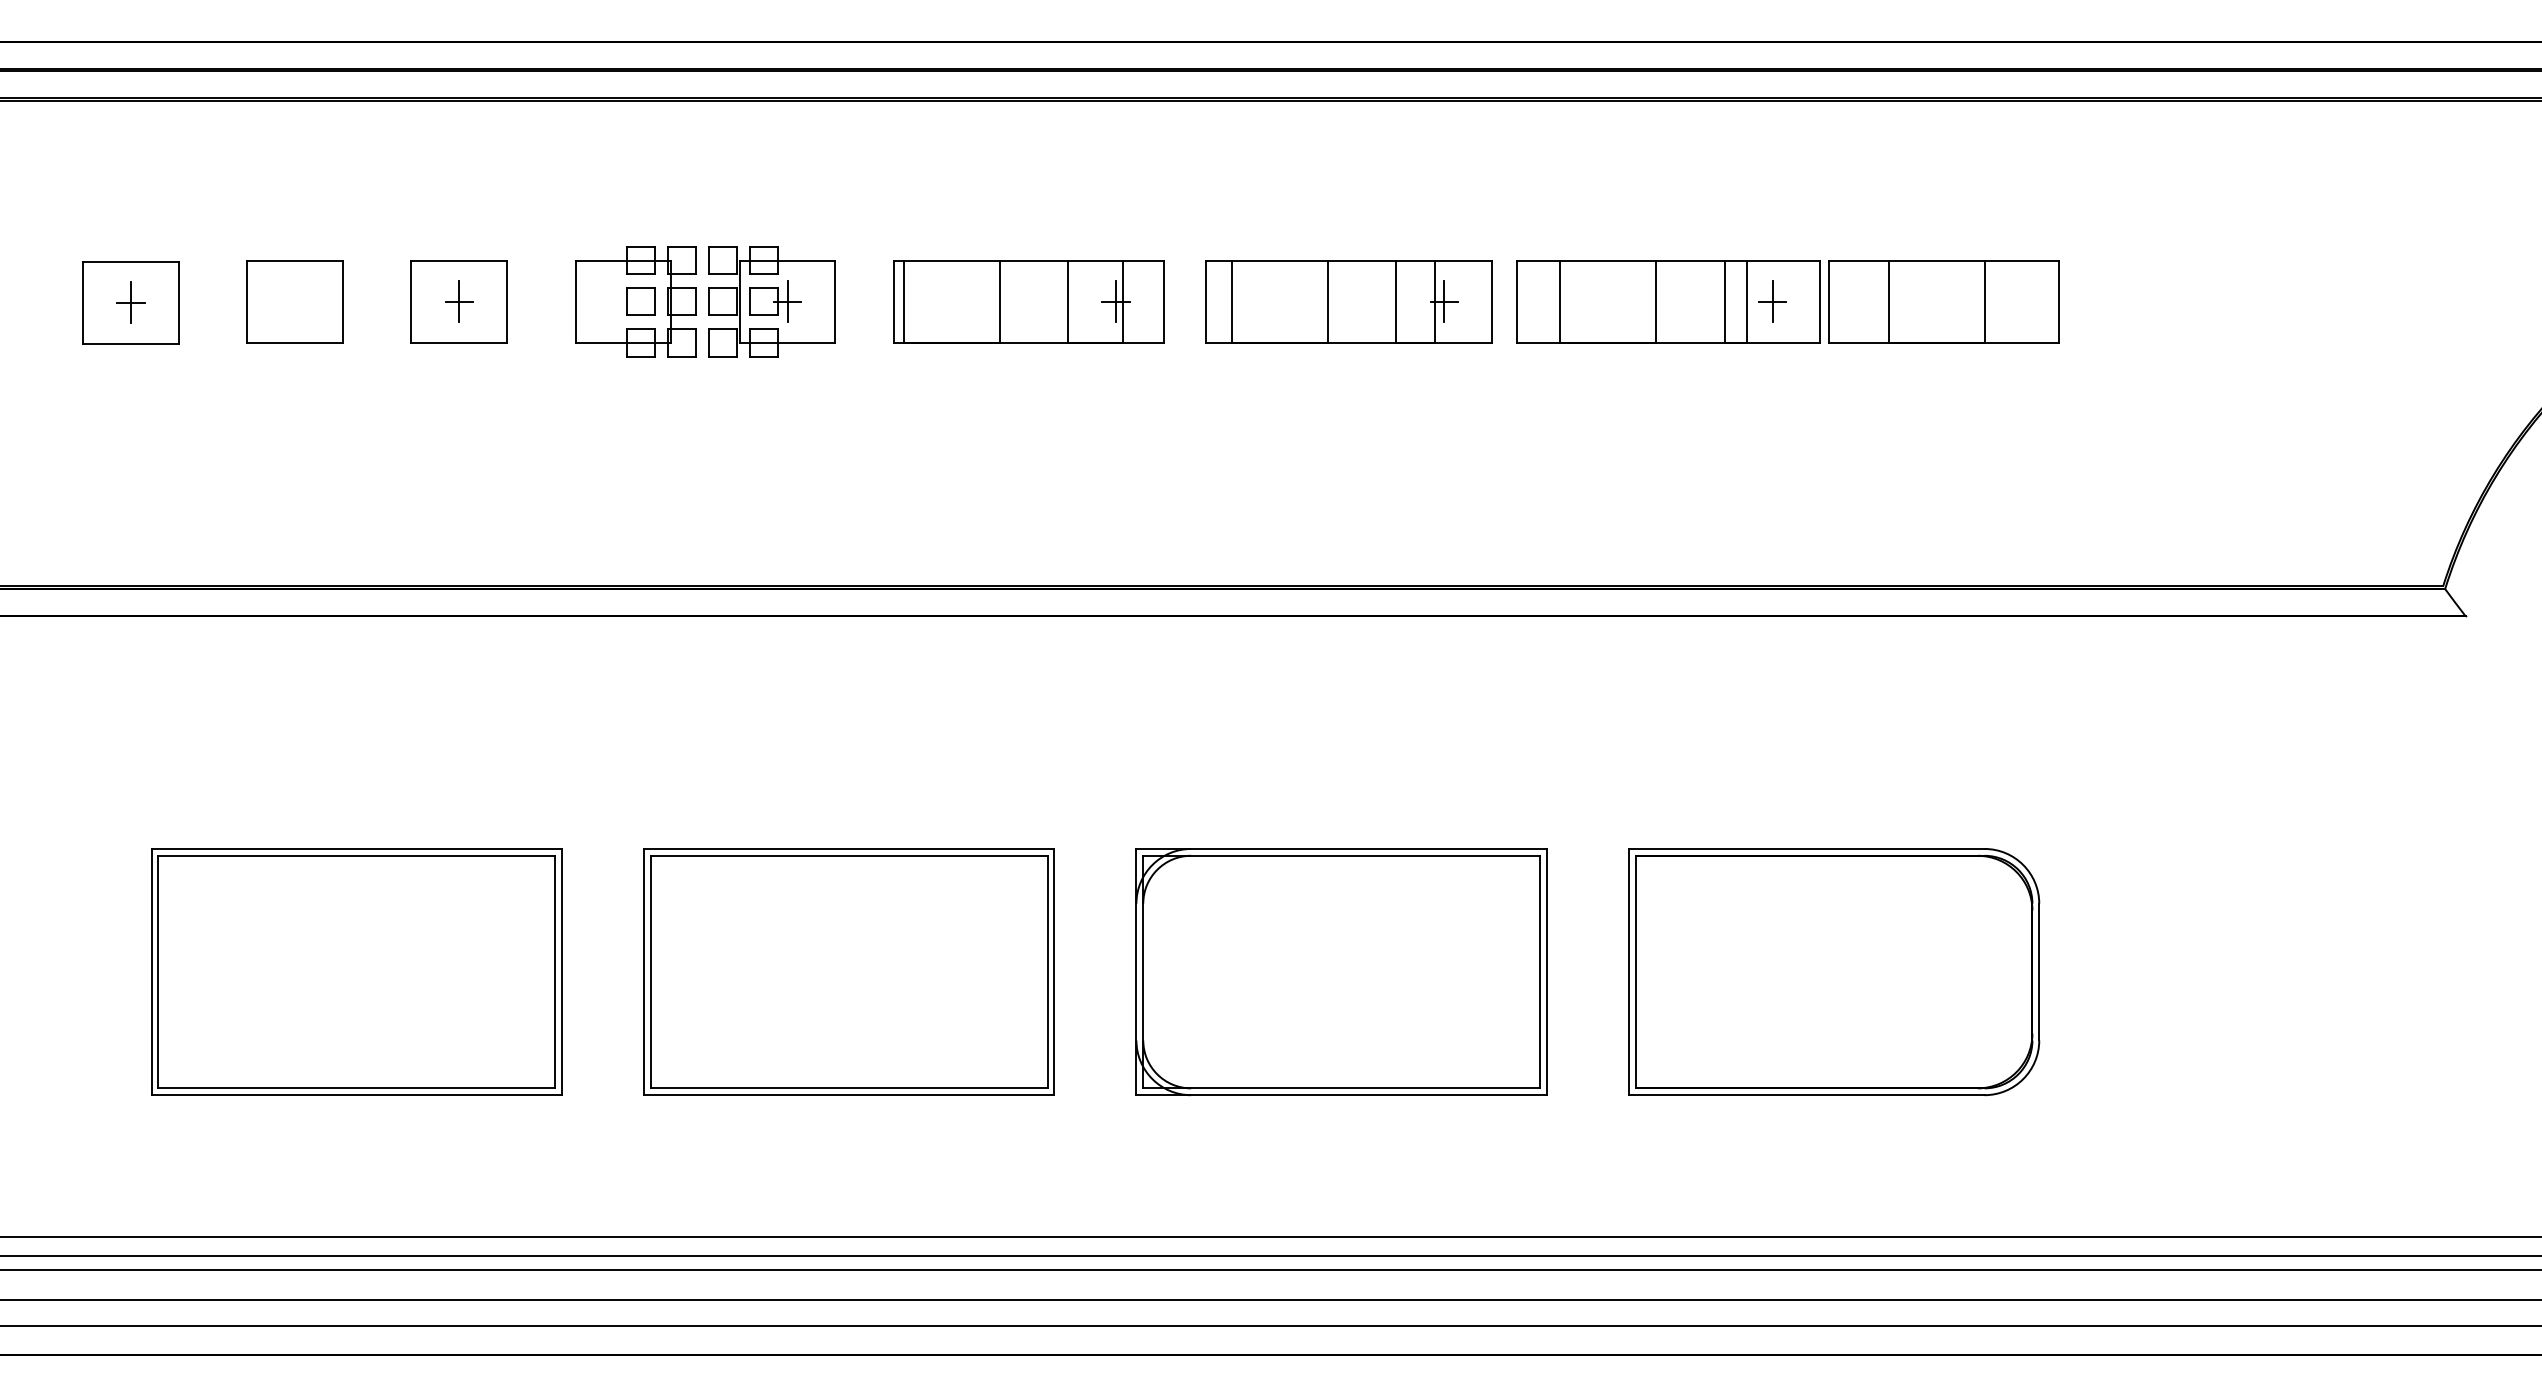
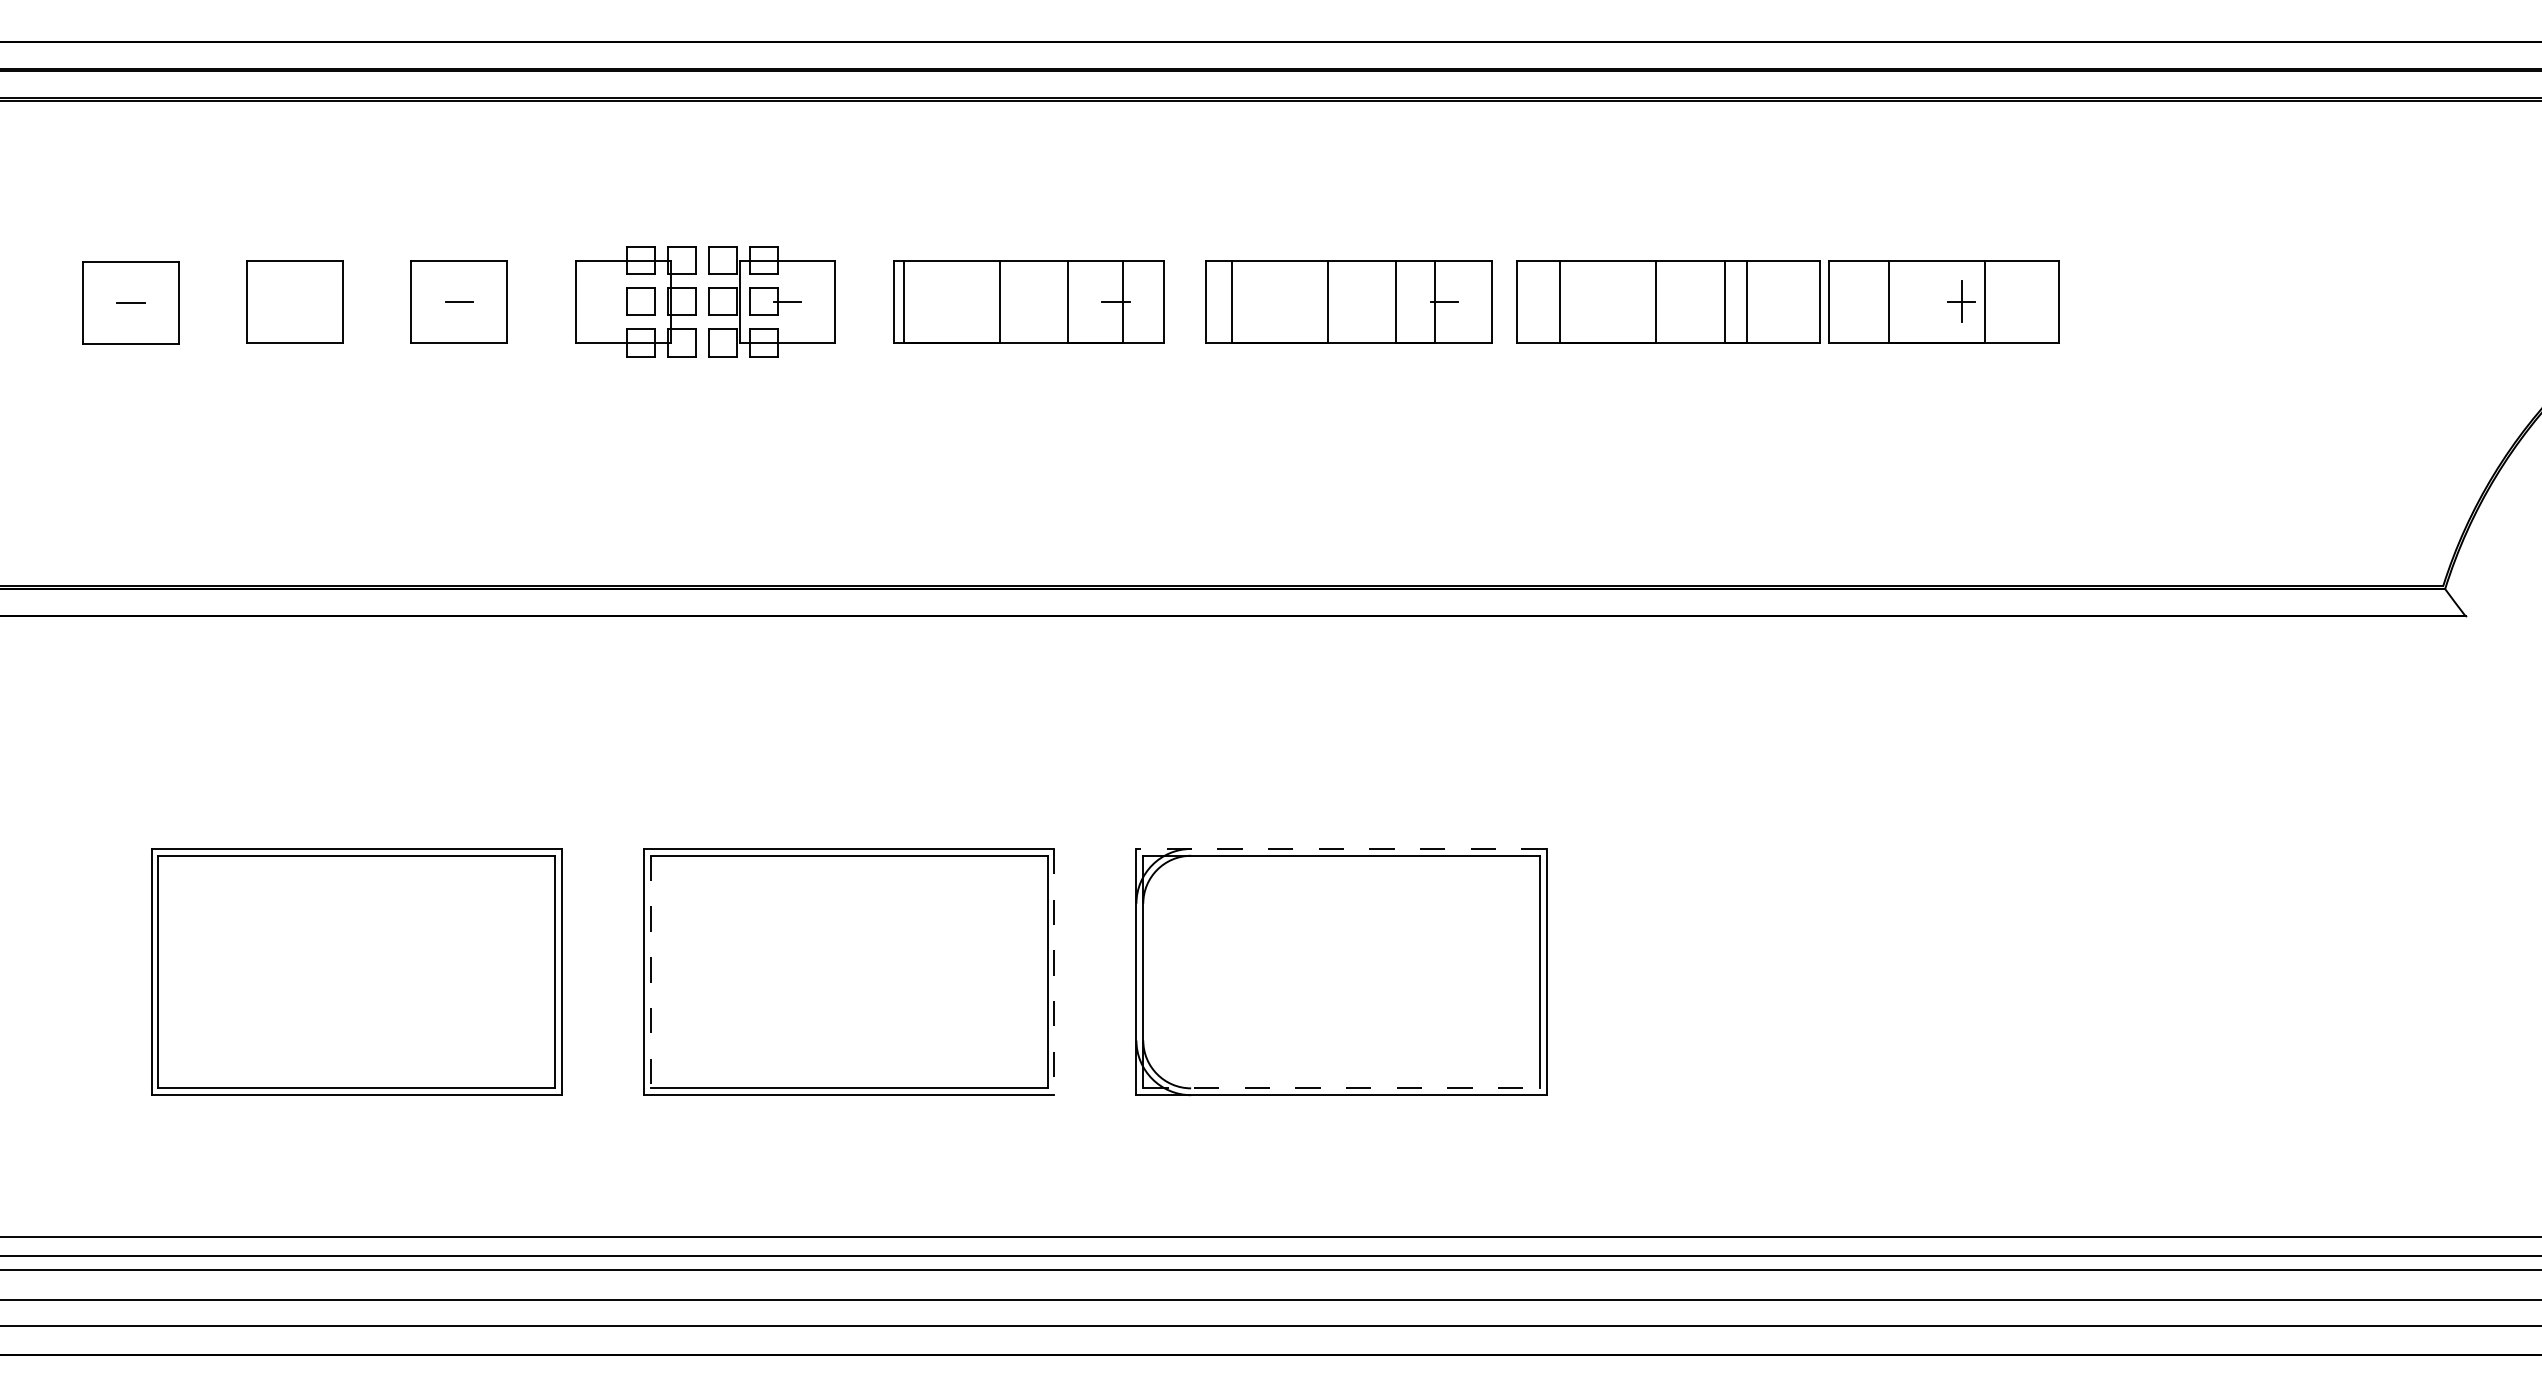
line: present -> none (459, 301)
line: present -> none (787, 301)
line: present -> none (1115, 301)
line: present -> none (1444, 301)
part position: (1772, 301) -> (1961, 301) (1961, 301)
line: present -> none (130, 302)
line: solid -> dashed (1341, 848)
line: solid -> dashed (650, 972)
line: solid -> dashed (1054, 972)
part: present -> none (1834, 972)
line: solid -> dashed (1342, 1088)
